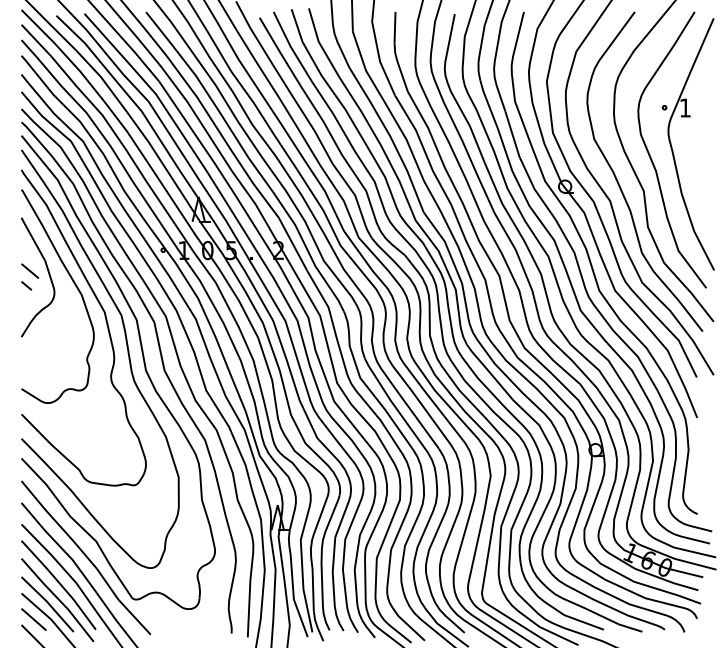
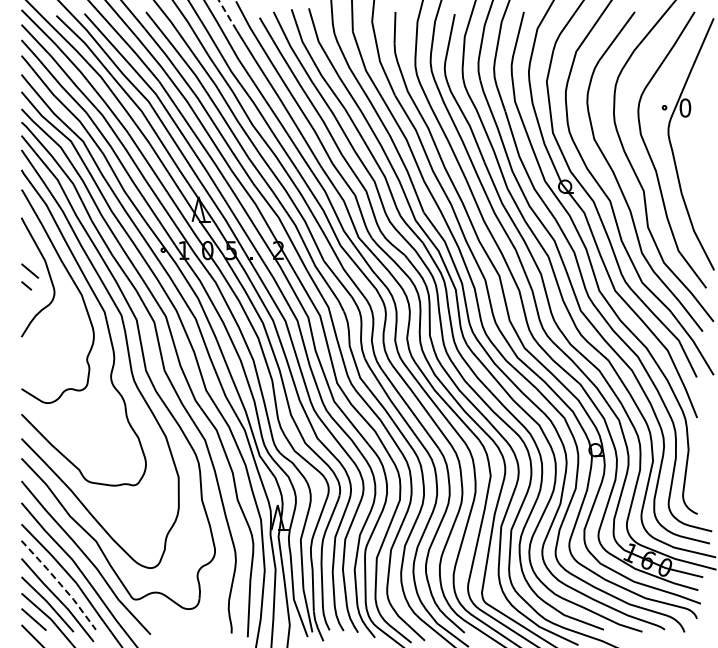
line: solid -> dashed (227, 15)
text: 1 -> 0 (685, 107)
line: solid -> dashed (60, 583)
